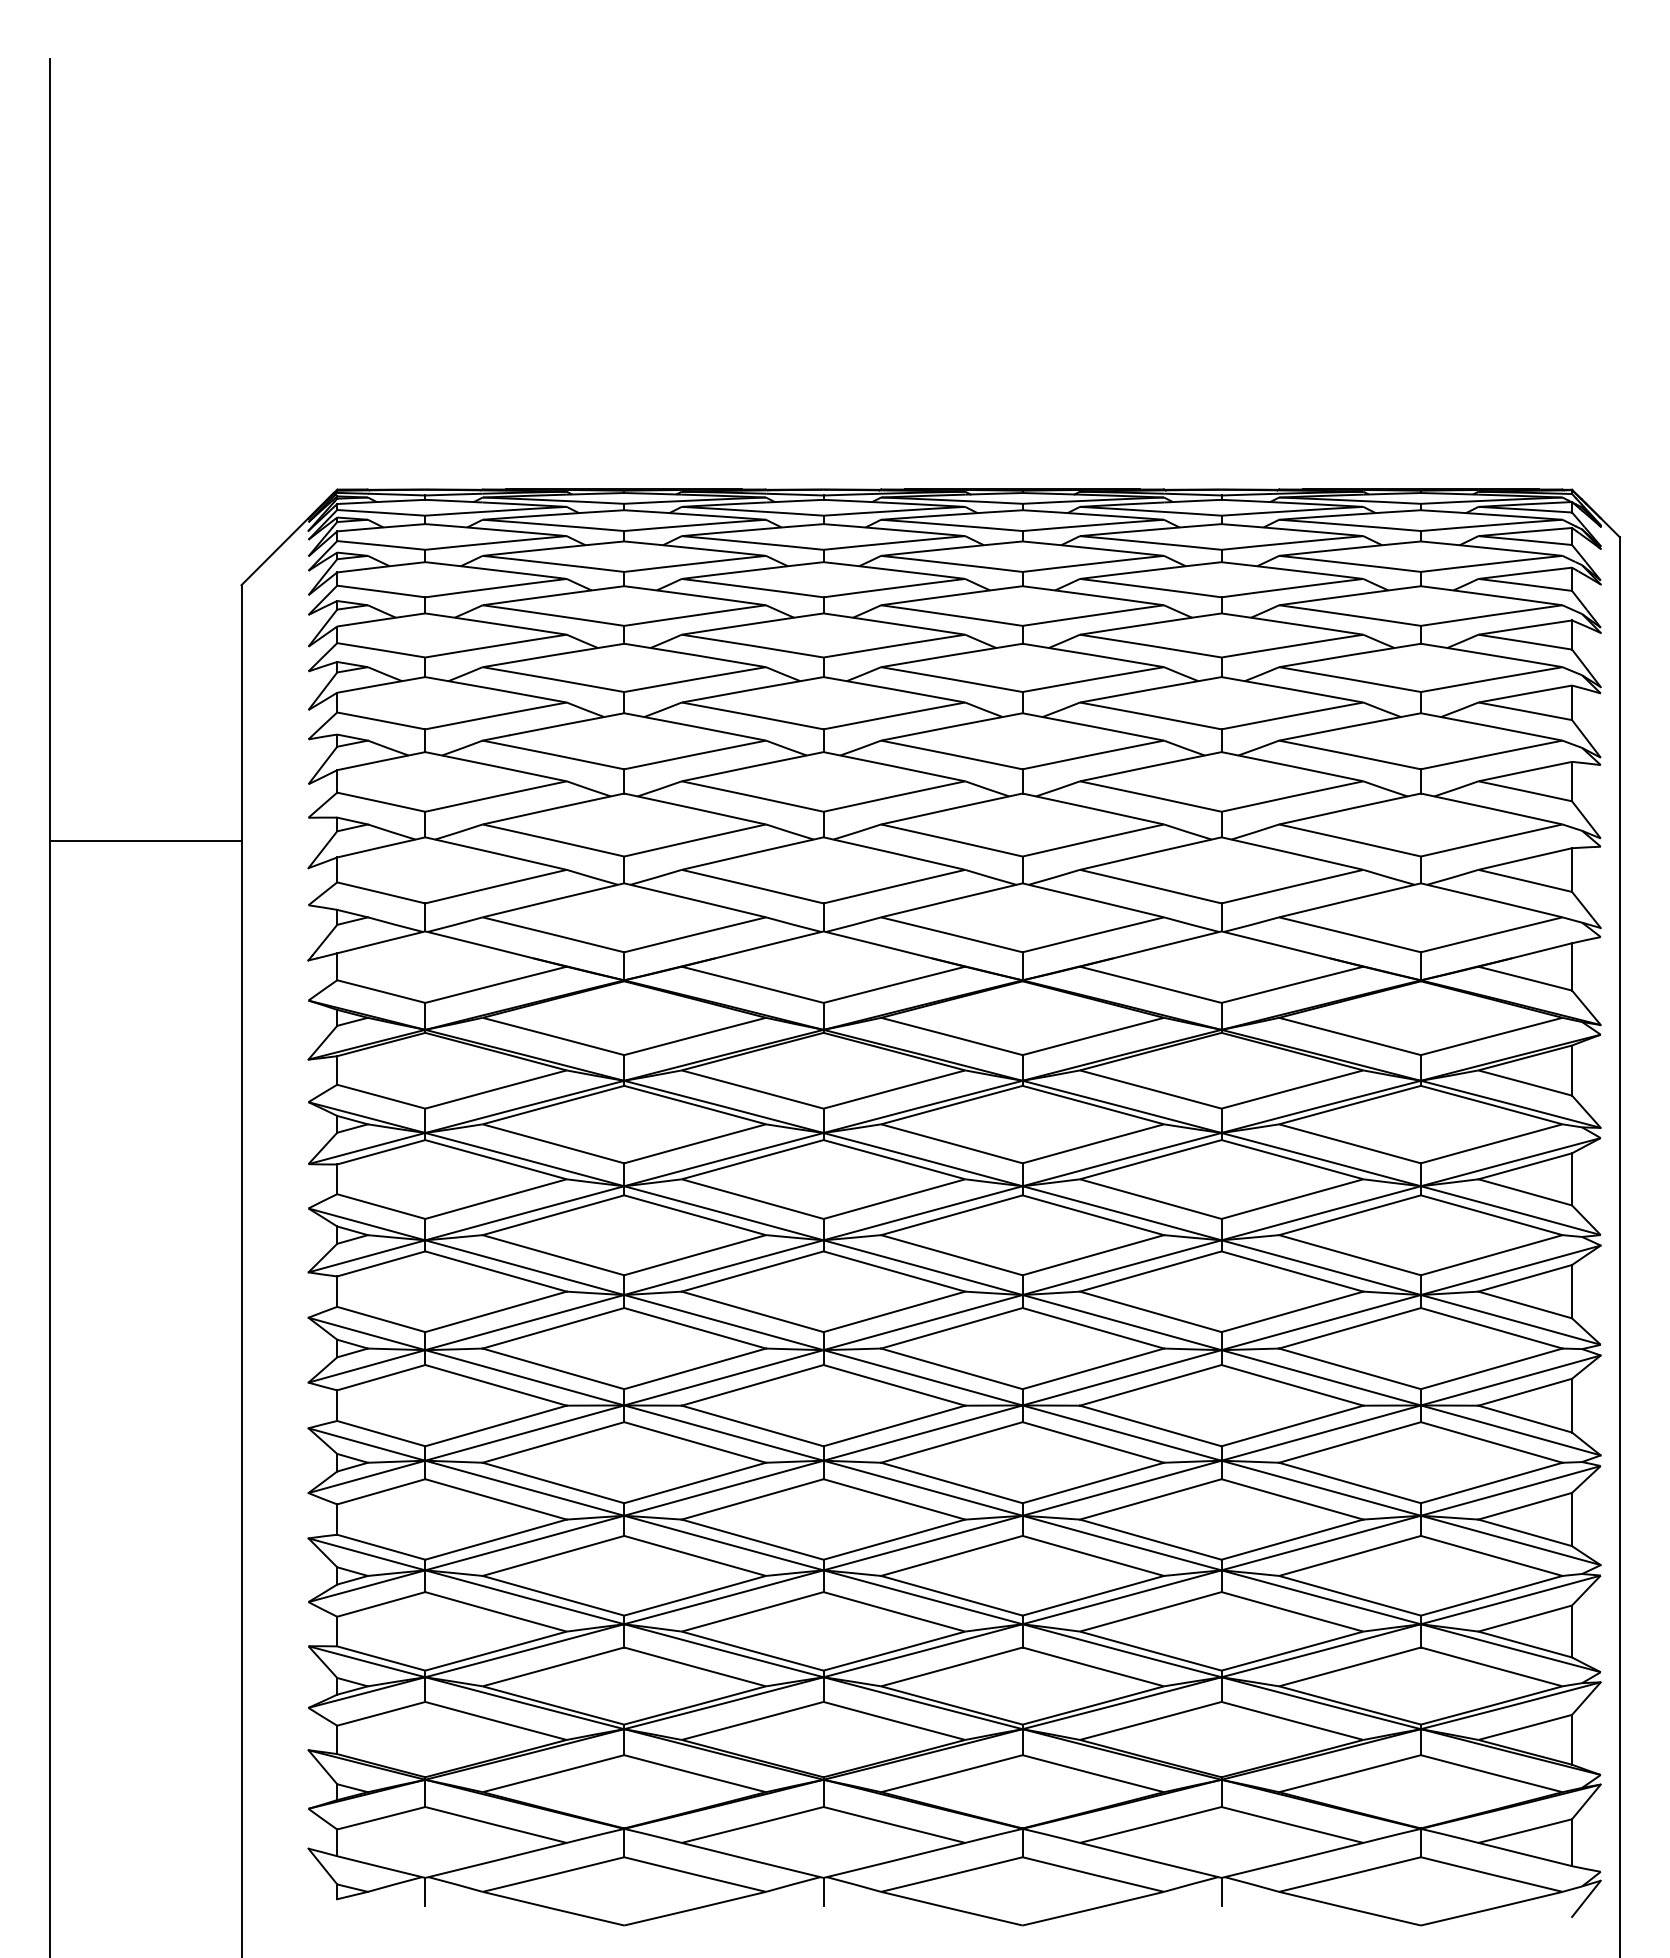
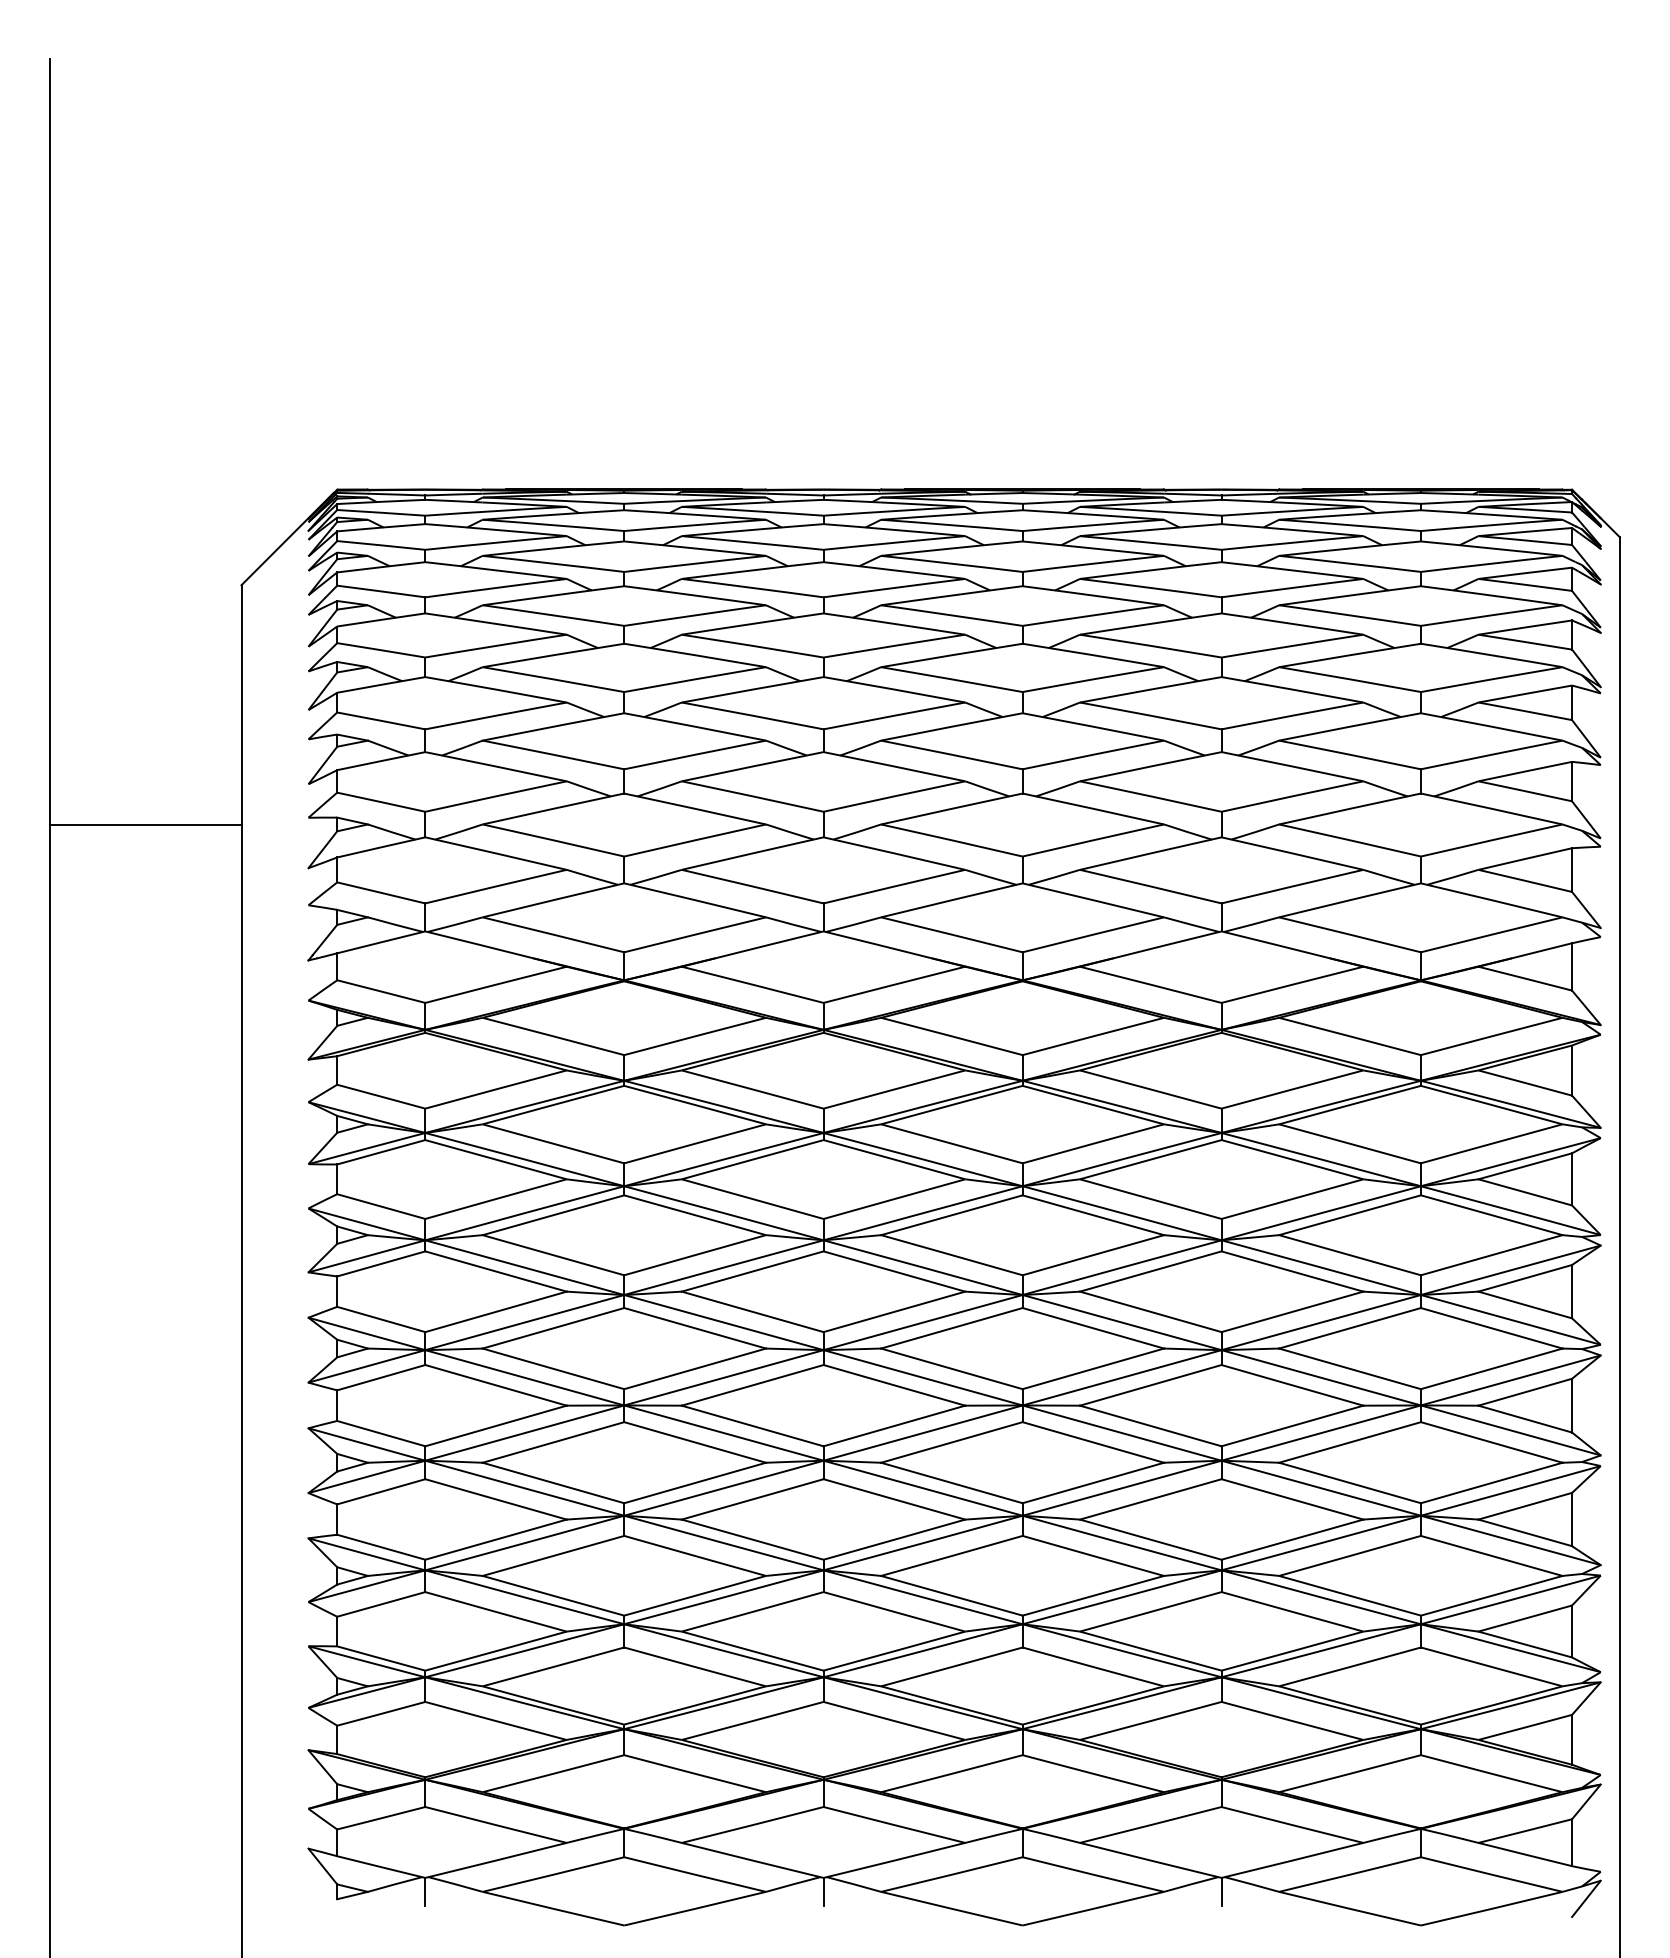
line position: (145, 840) -> (145, 824) (145, 824)
